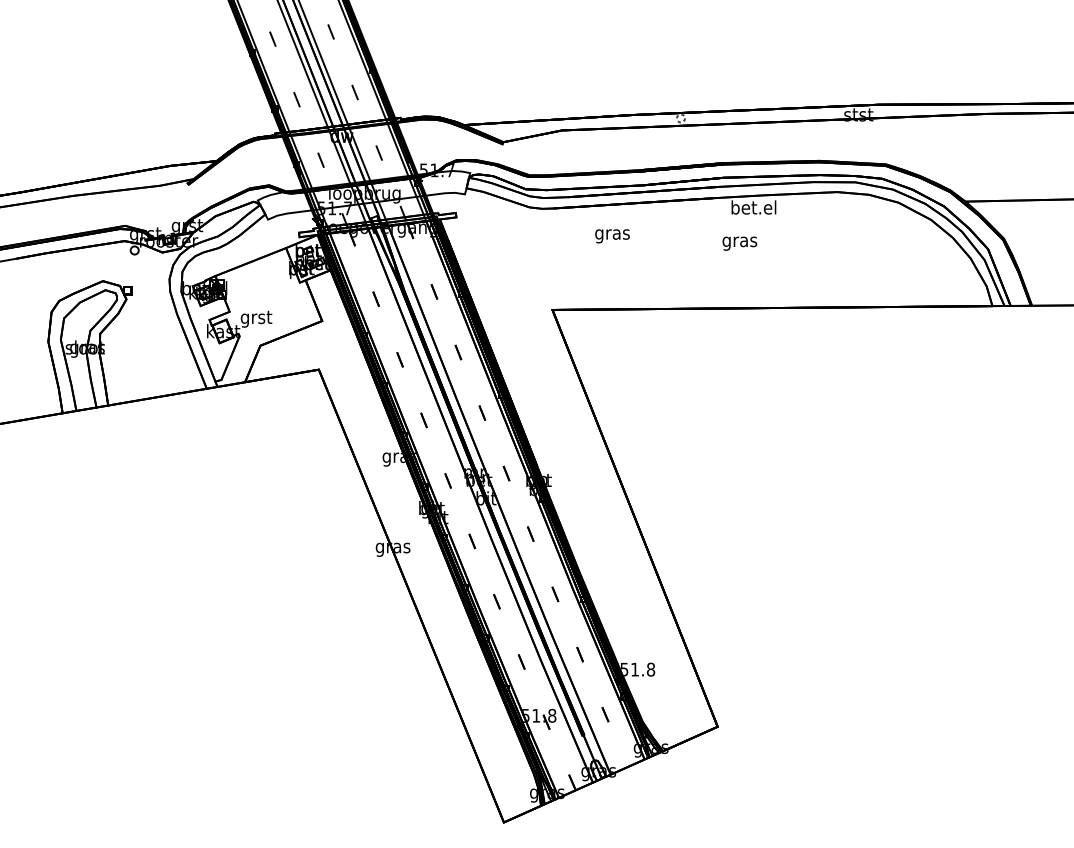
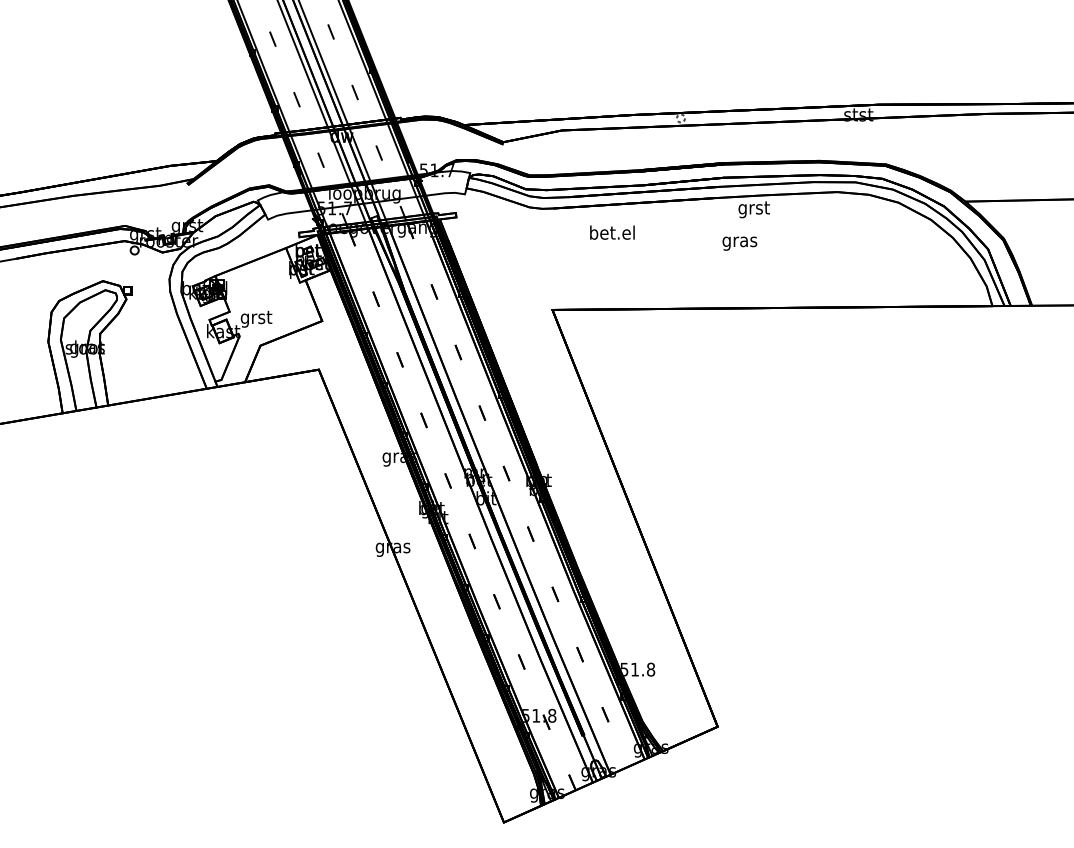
text: bet.el -> grst (753, 209)
text: gras -> bet.el (612, 234)
